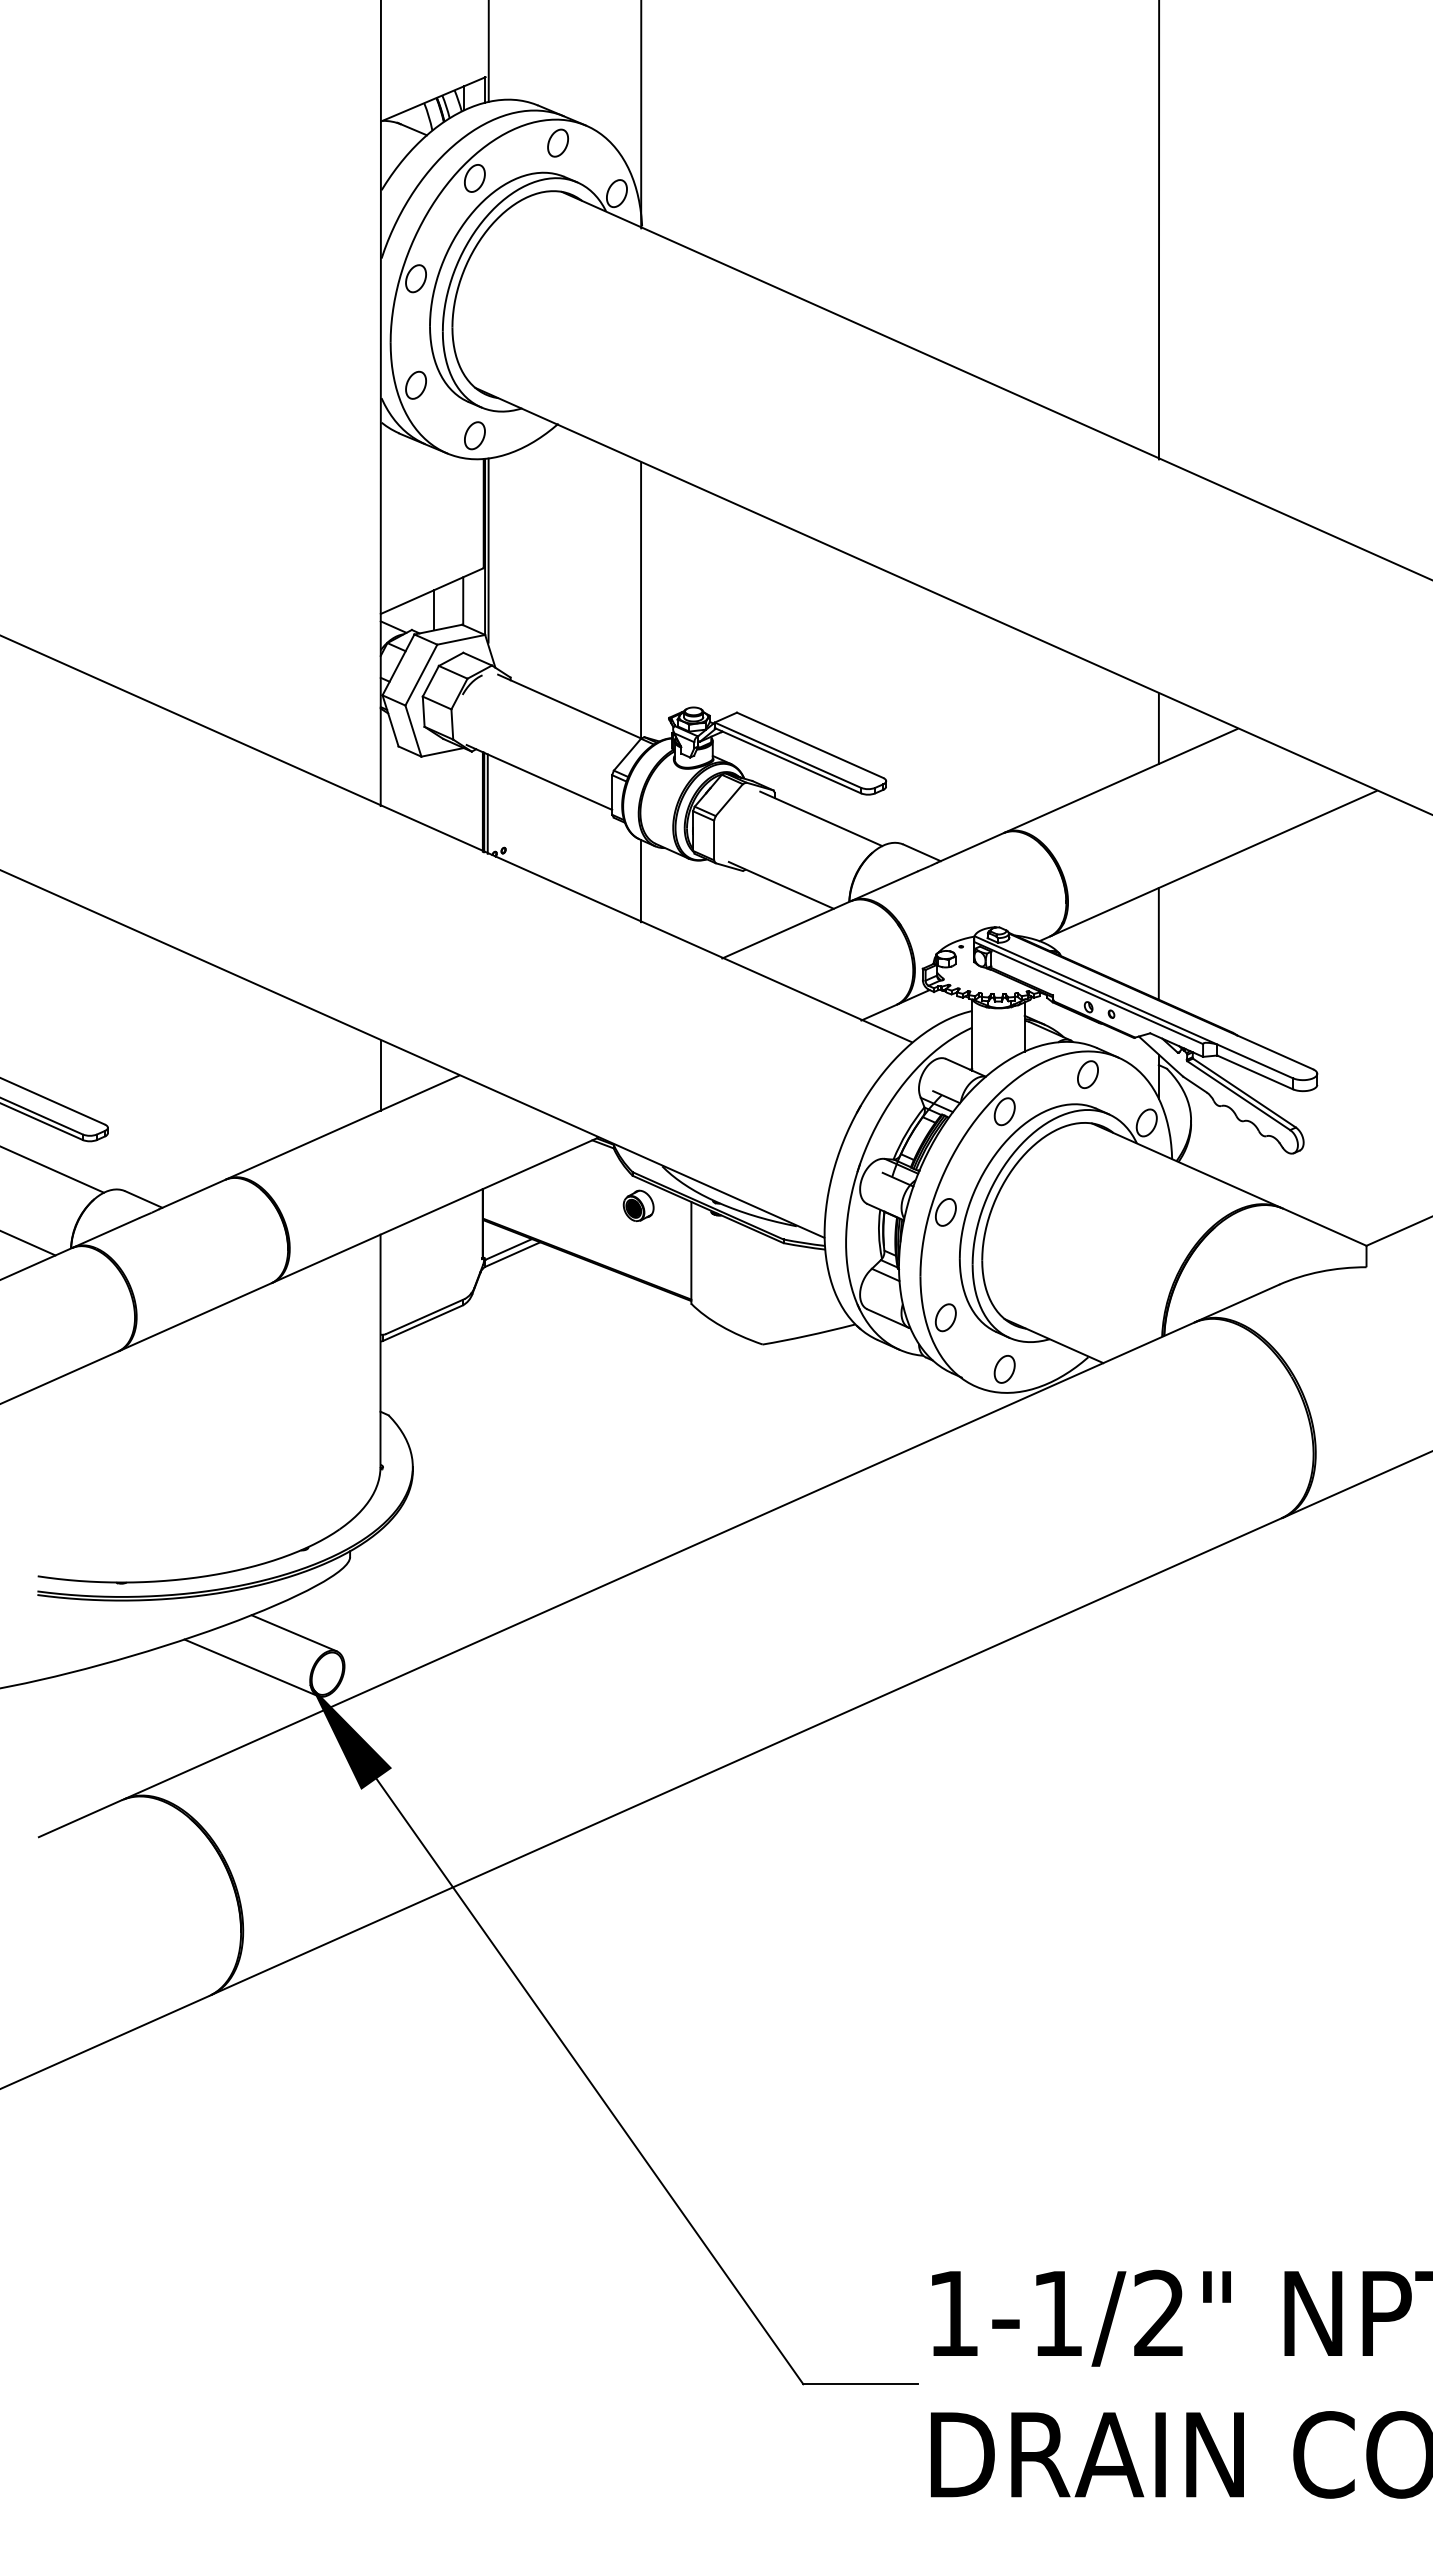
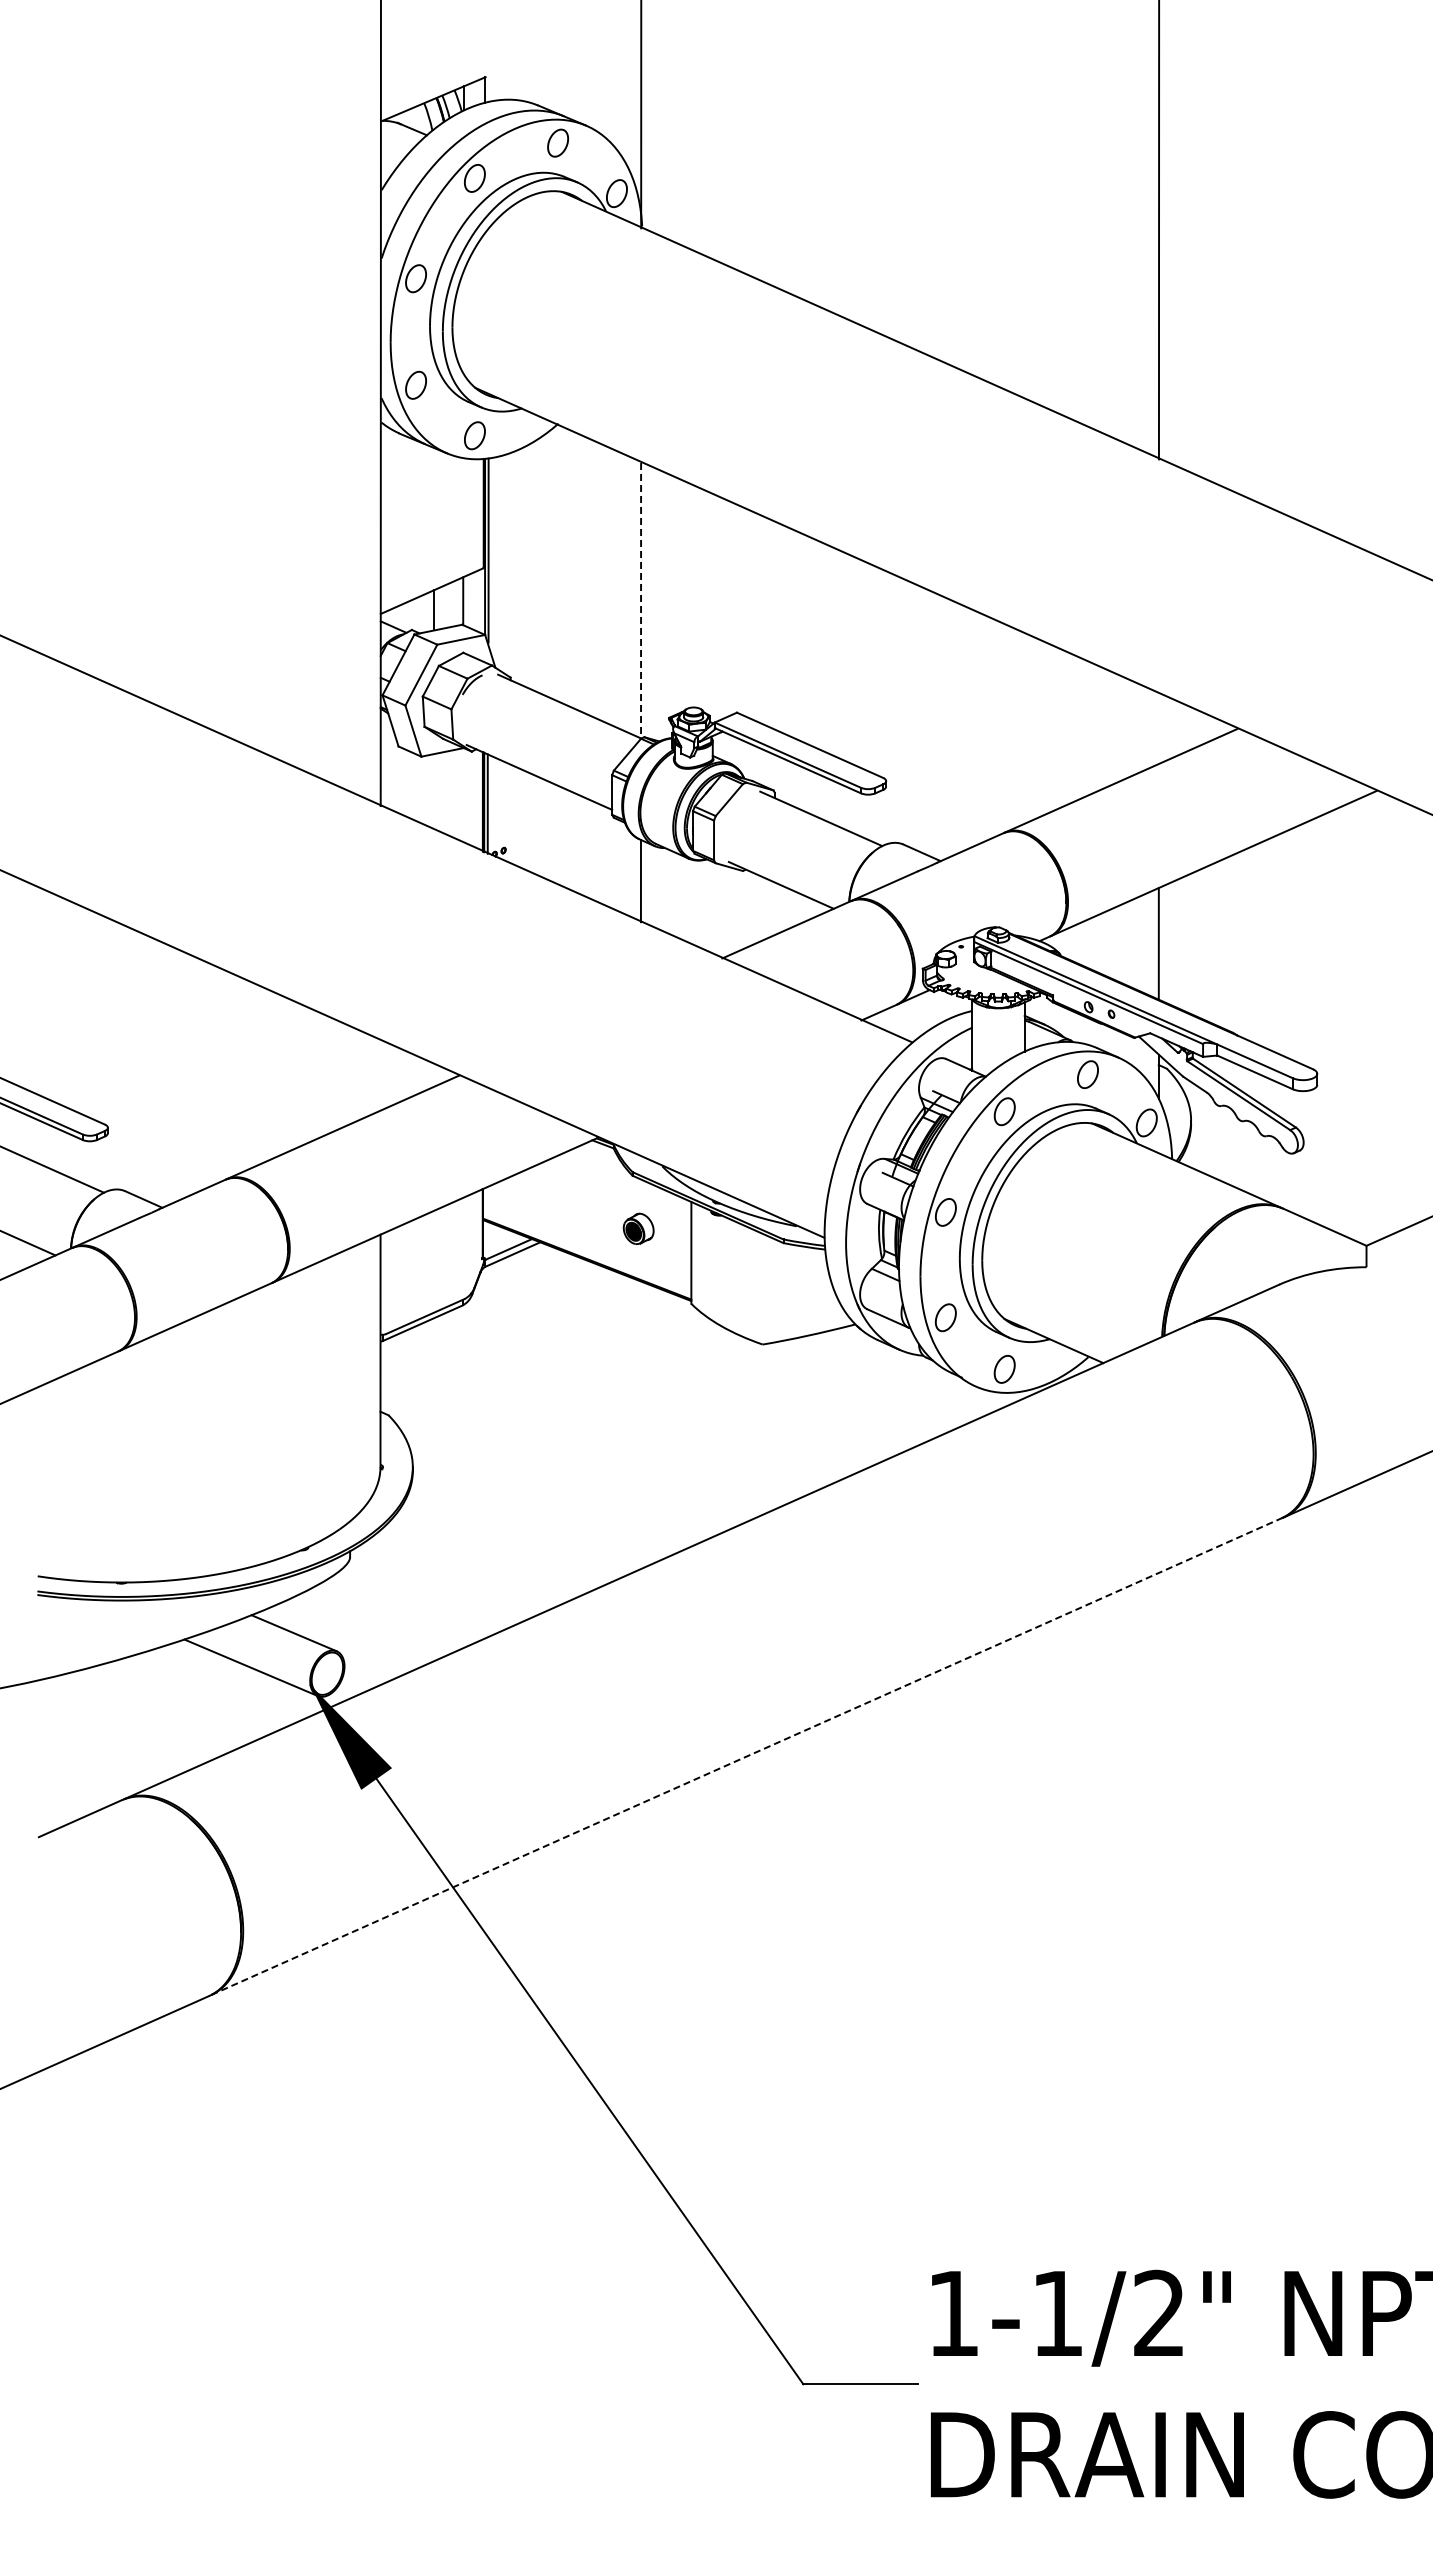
line: present -> none (488, 51)
line: solid -> dashed (641, 600)
line: present -> none (1158, 729)
line: present -> none (380, 1075)
part position: (638, 1205) -> (638, 1228) (638, 1228)
line: solid -> dashed (746, 1756)
